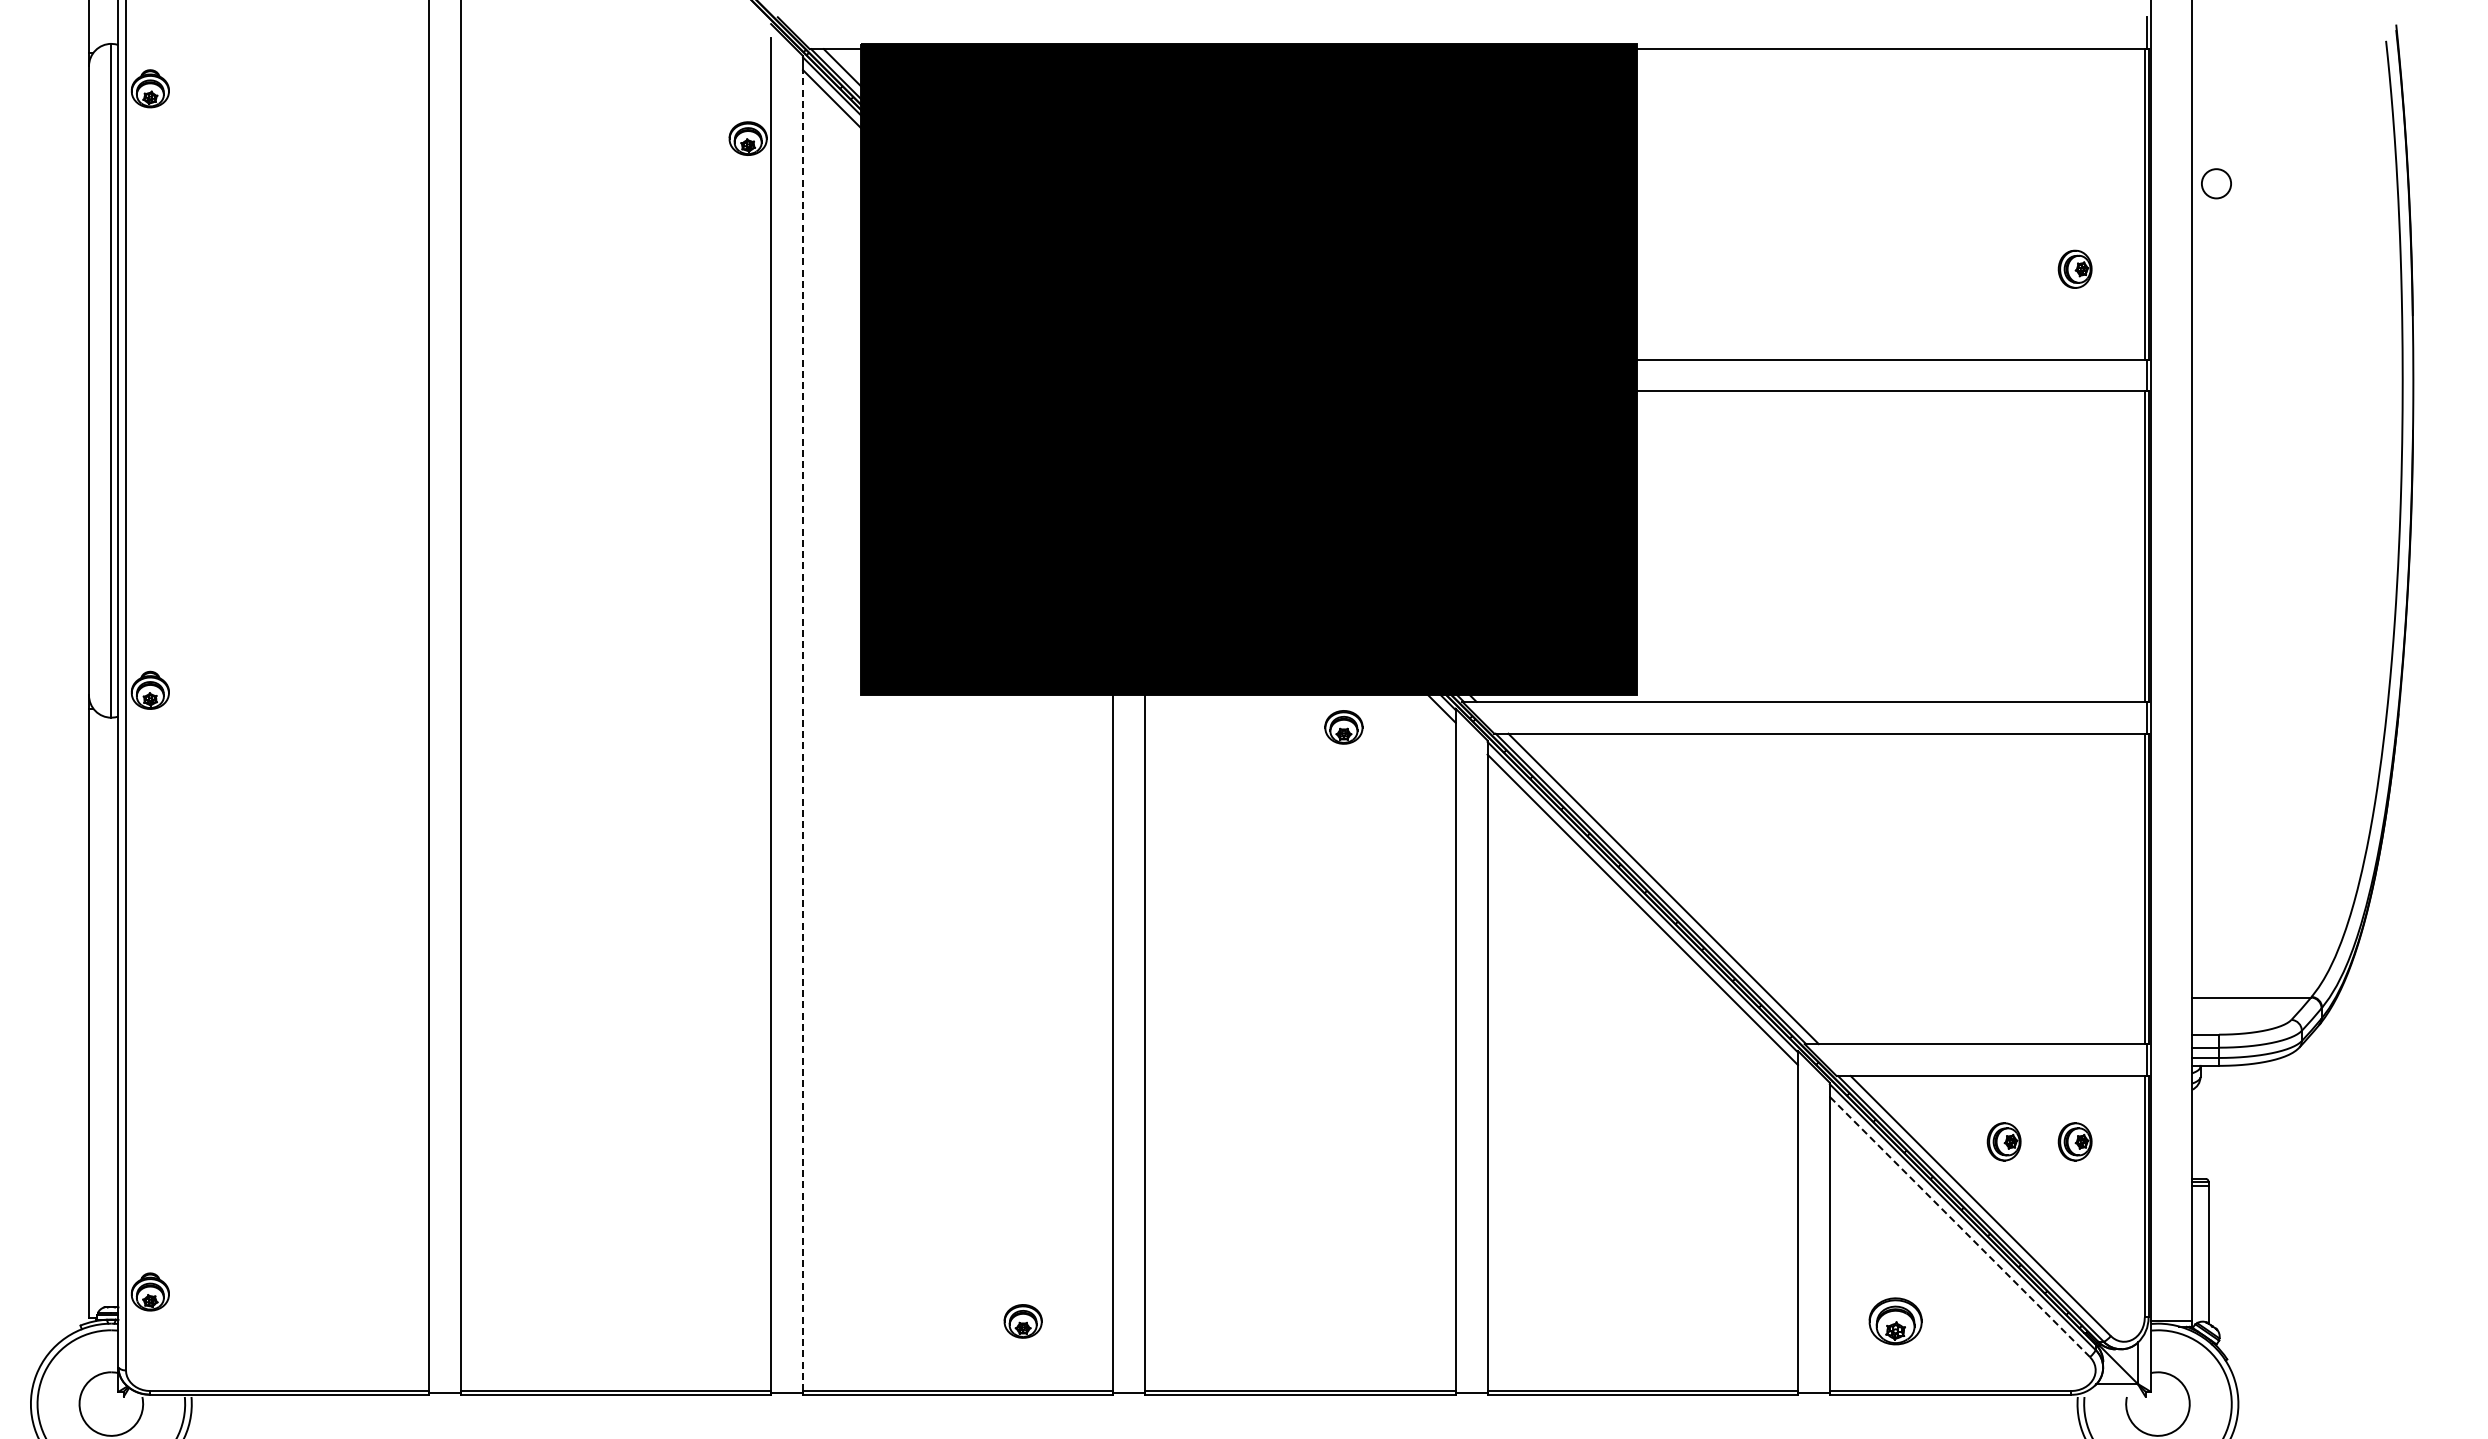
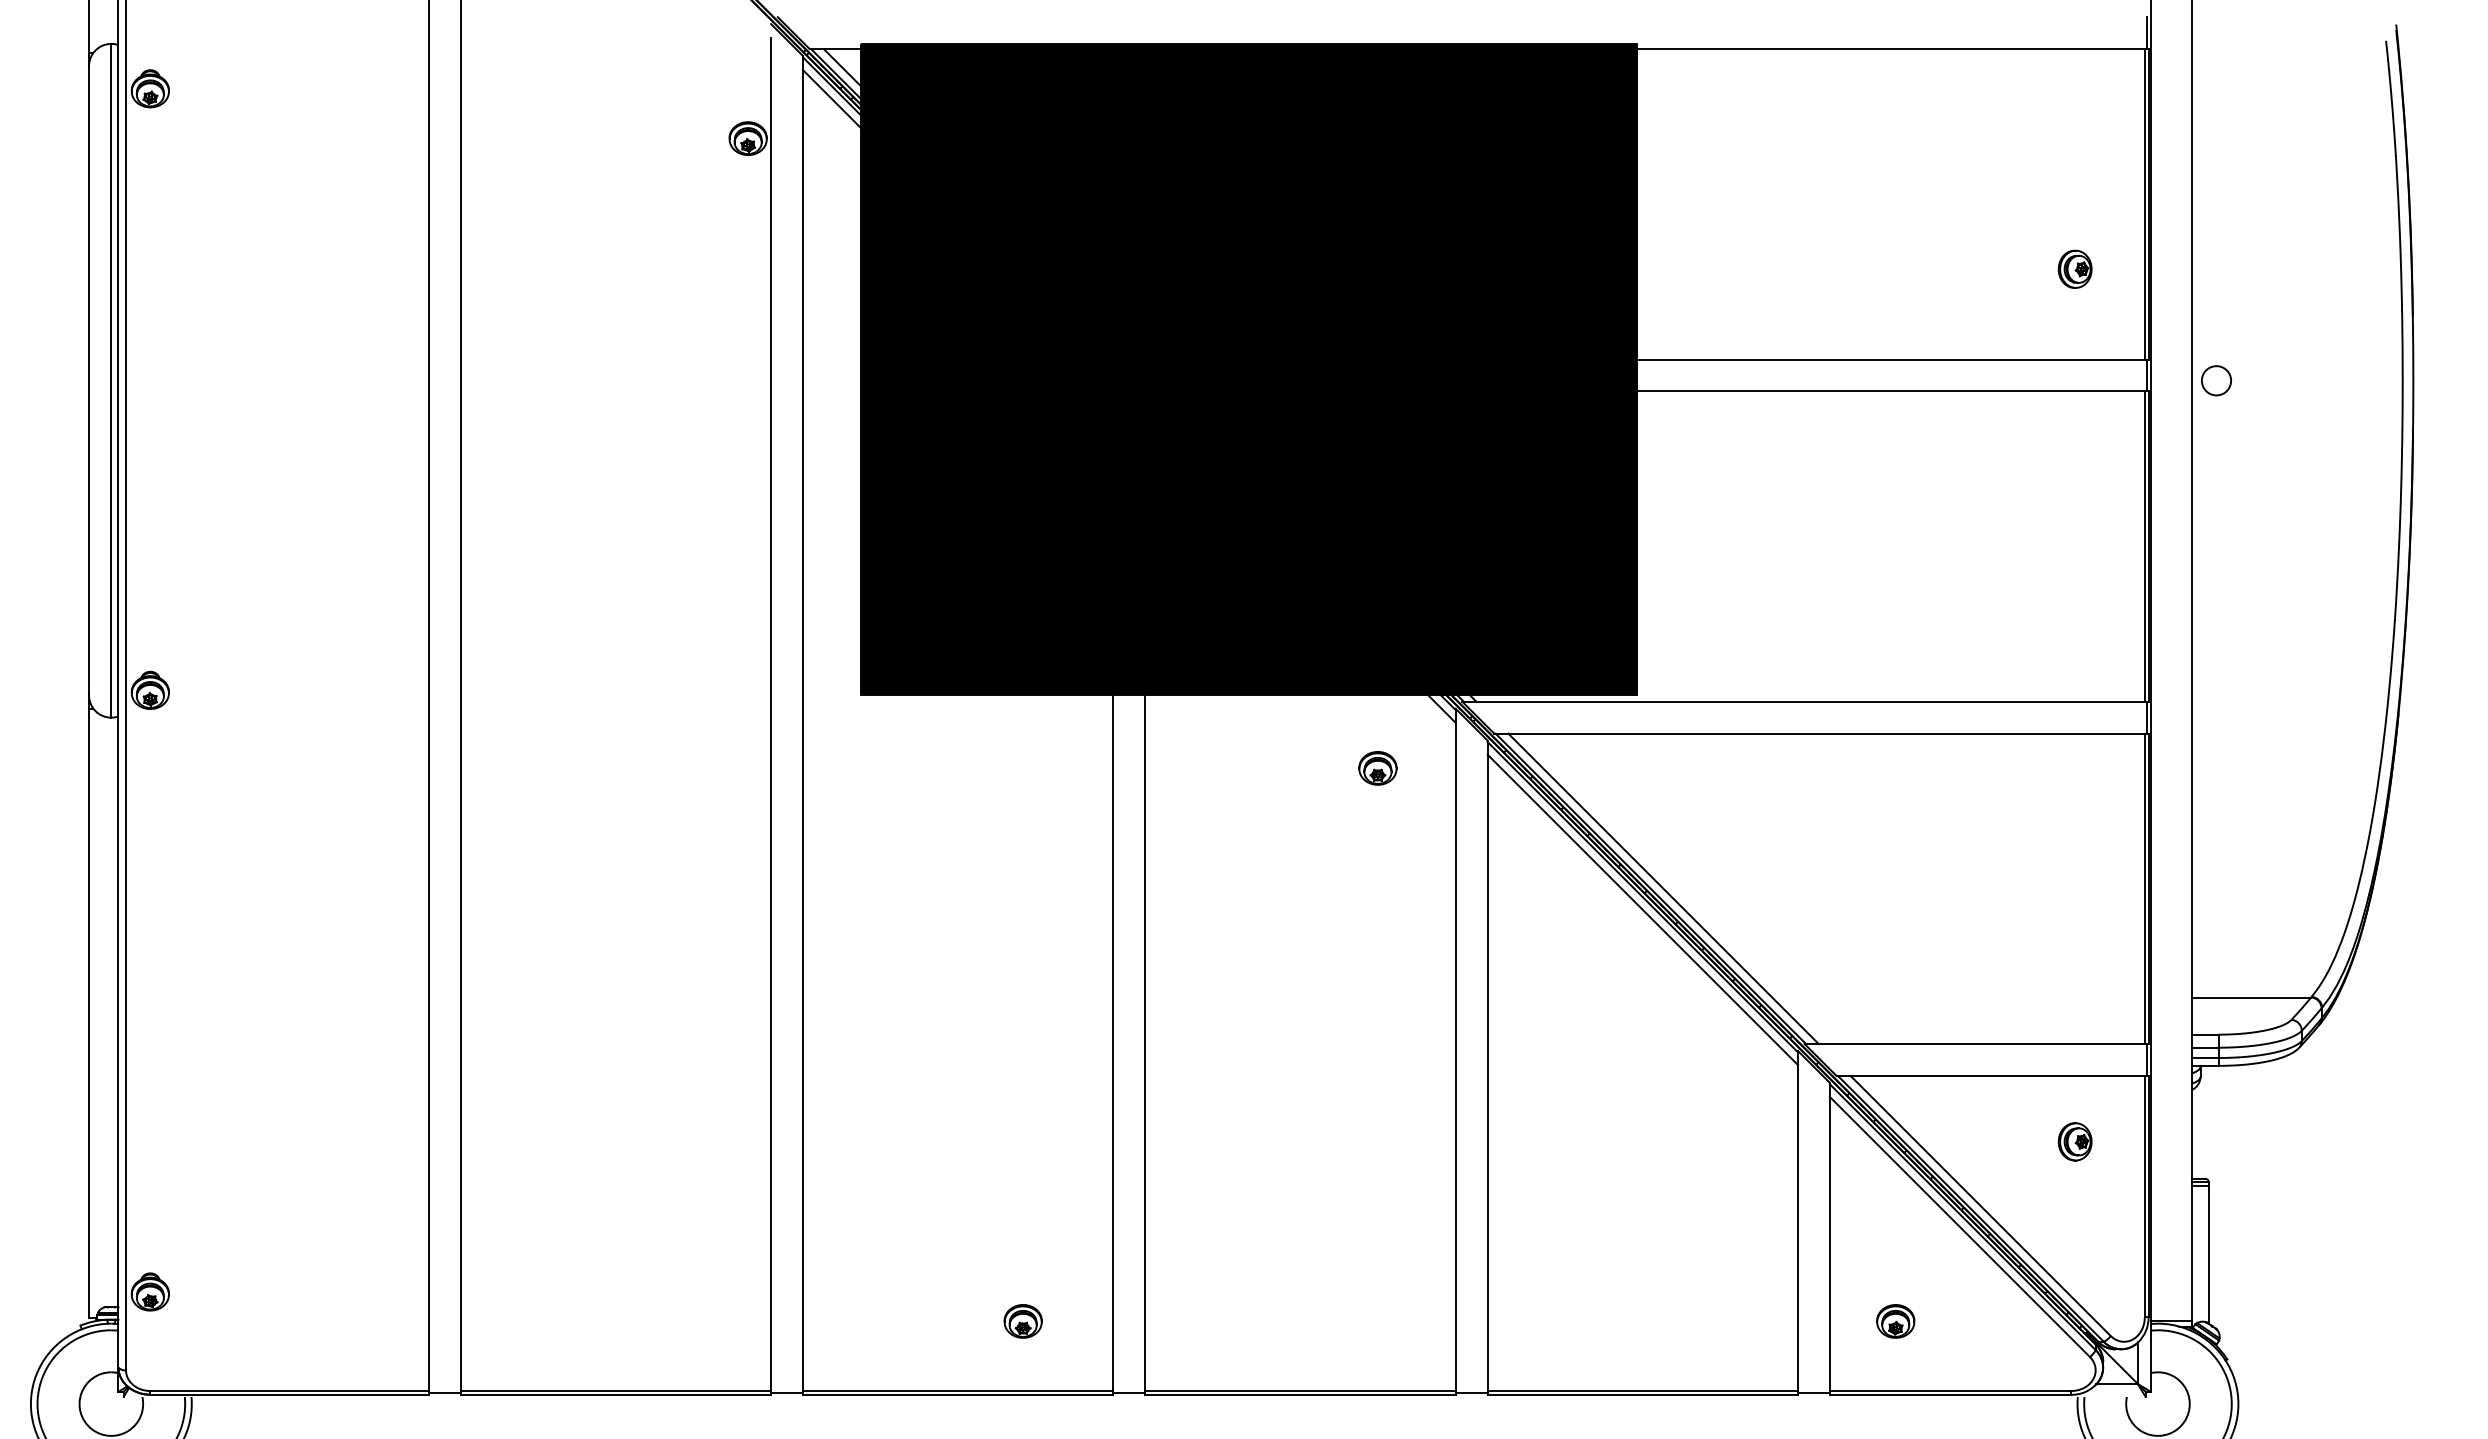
circle position: (2216, 183) -> (2216, 380) (2216, 380)
part position: (1343, 727) -> (1377, 768) (1377, 768)
line: dashed -> solid (803, 730)
part: present -> none (2003, 1141)
line: dashed -> solid (1959, 1226)
part size: 55x49 px -> 40x35 px (1895, 1321)
